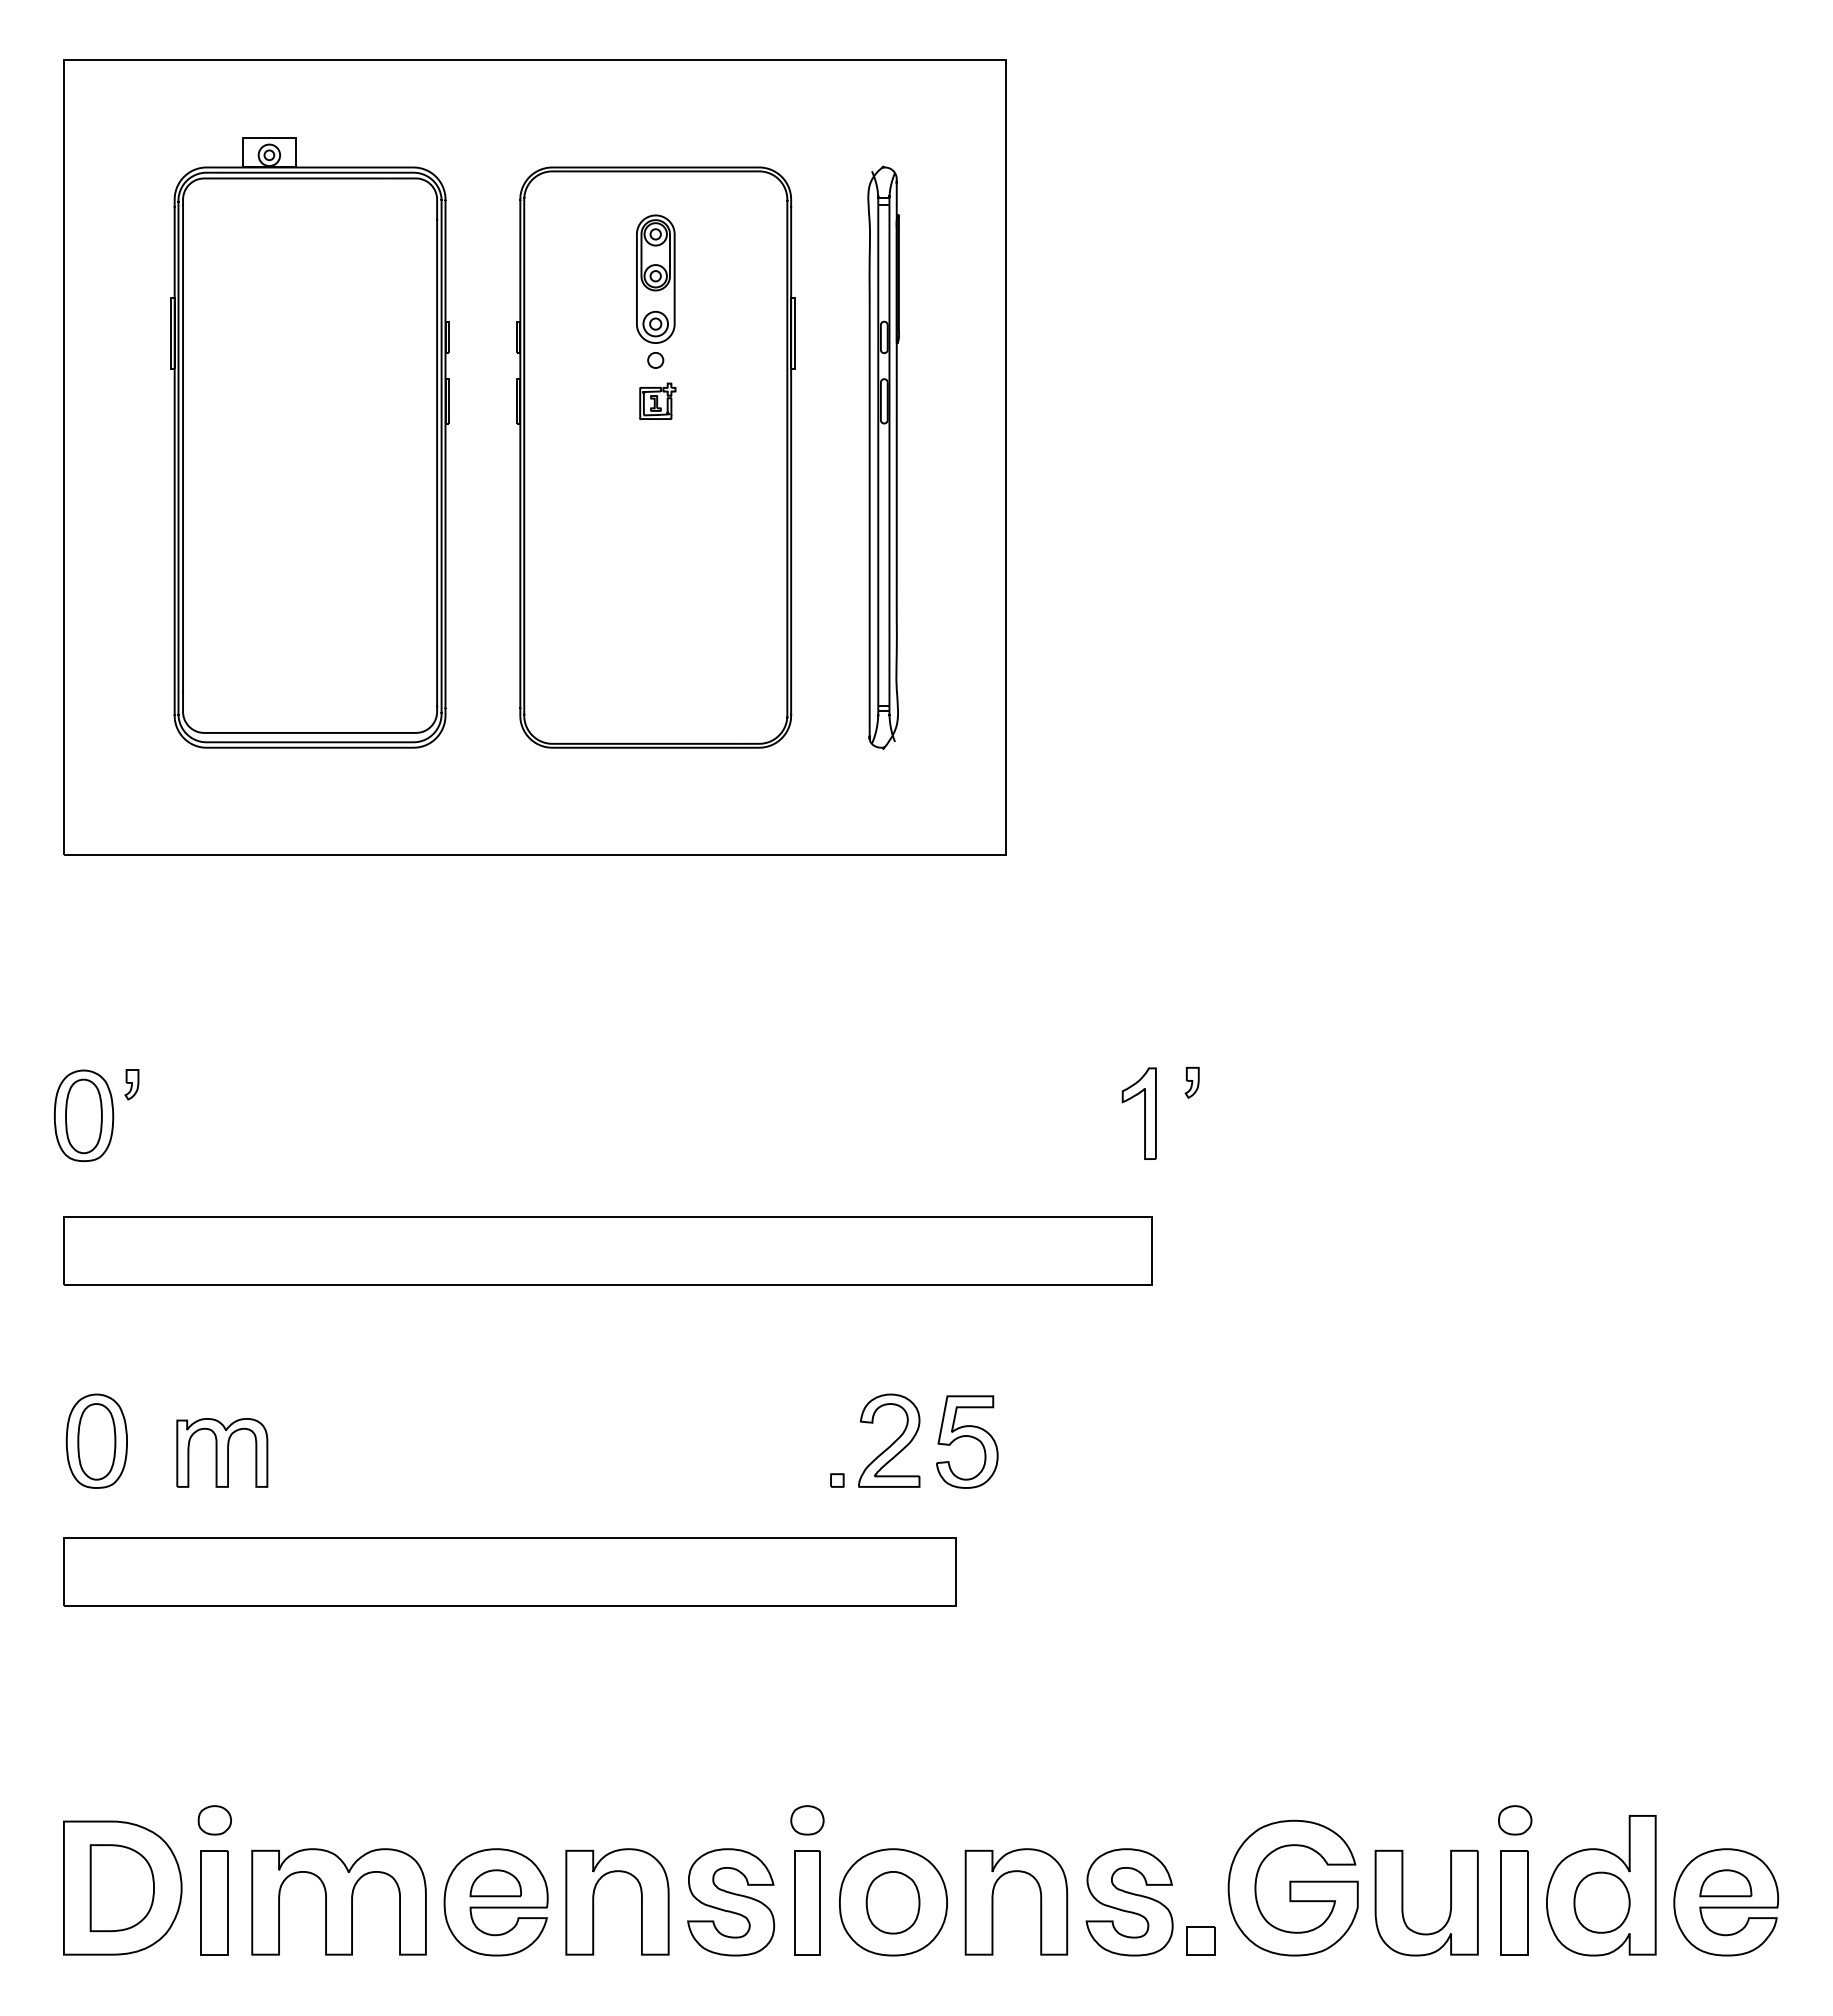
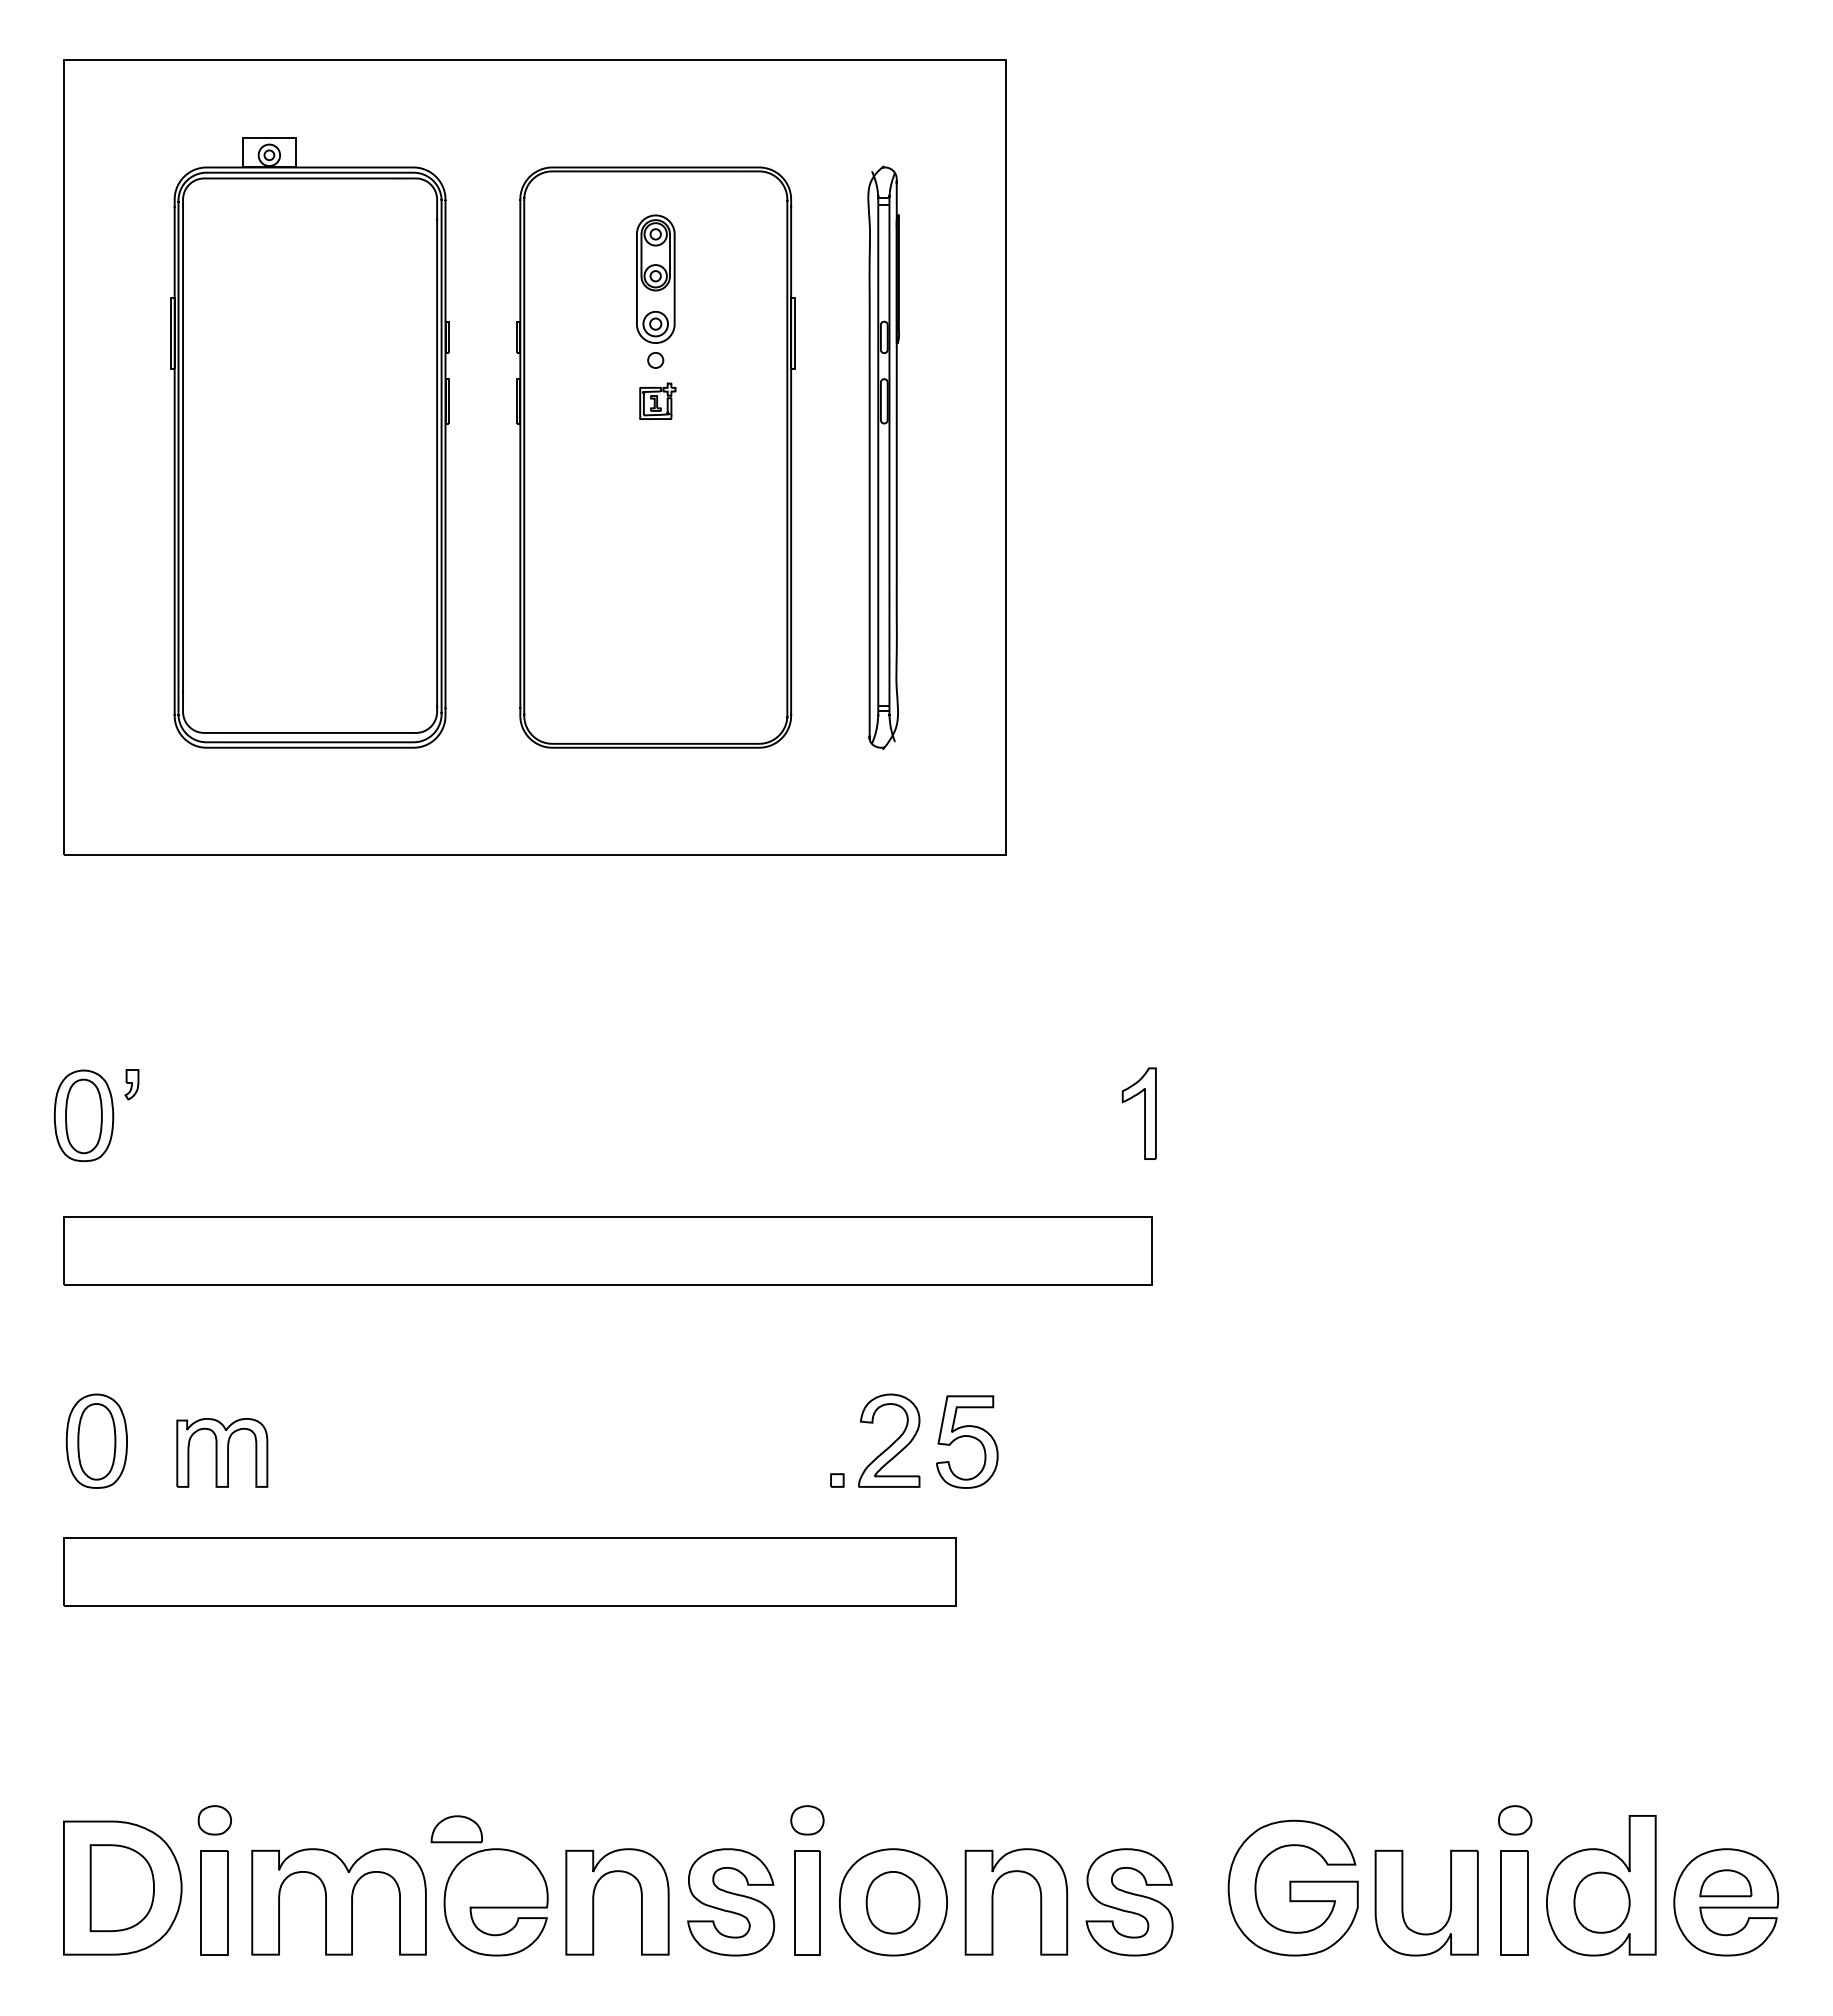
part: present -> none (1191, 1082)
part position: (495, 1883) -> (456, 1829) (456, 1829)
part: present -> none (1200, 1940)
